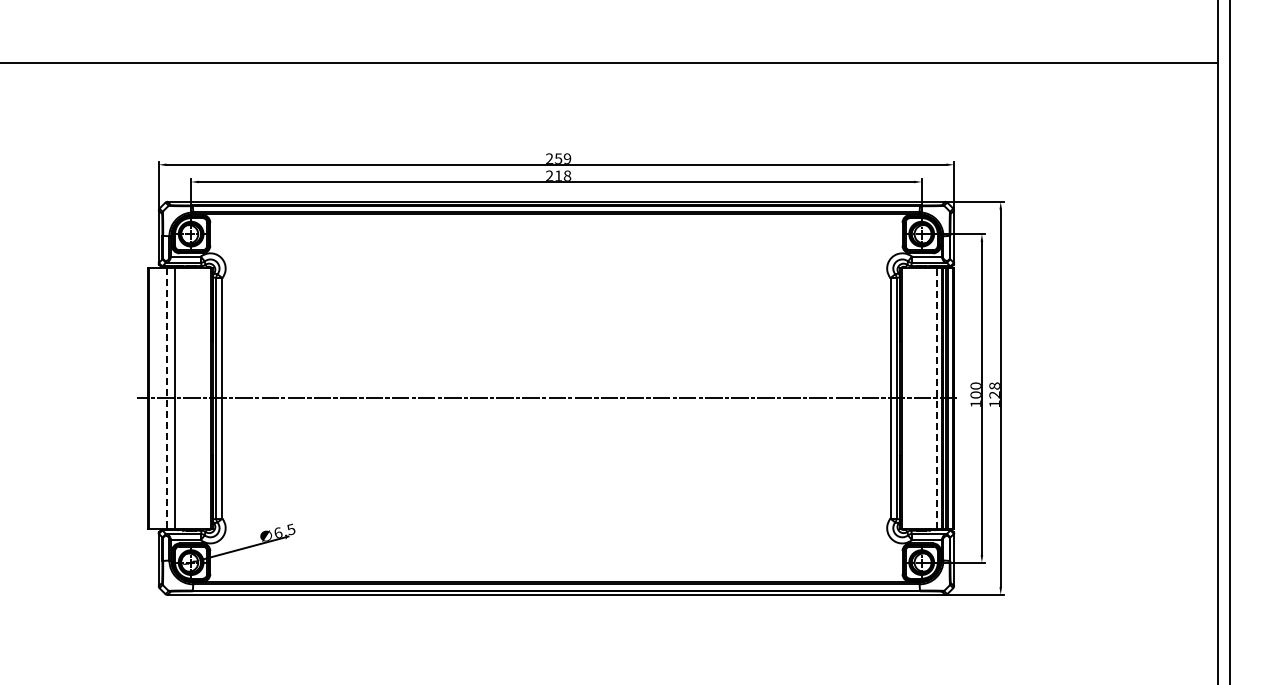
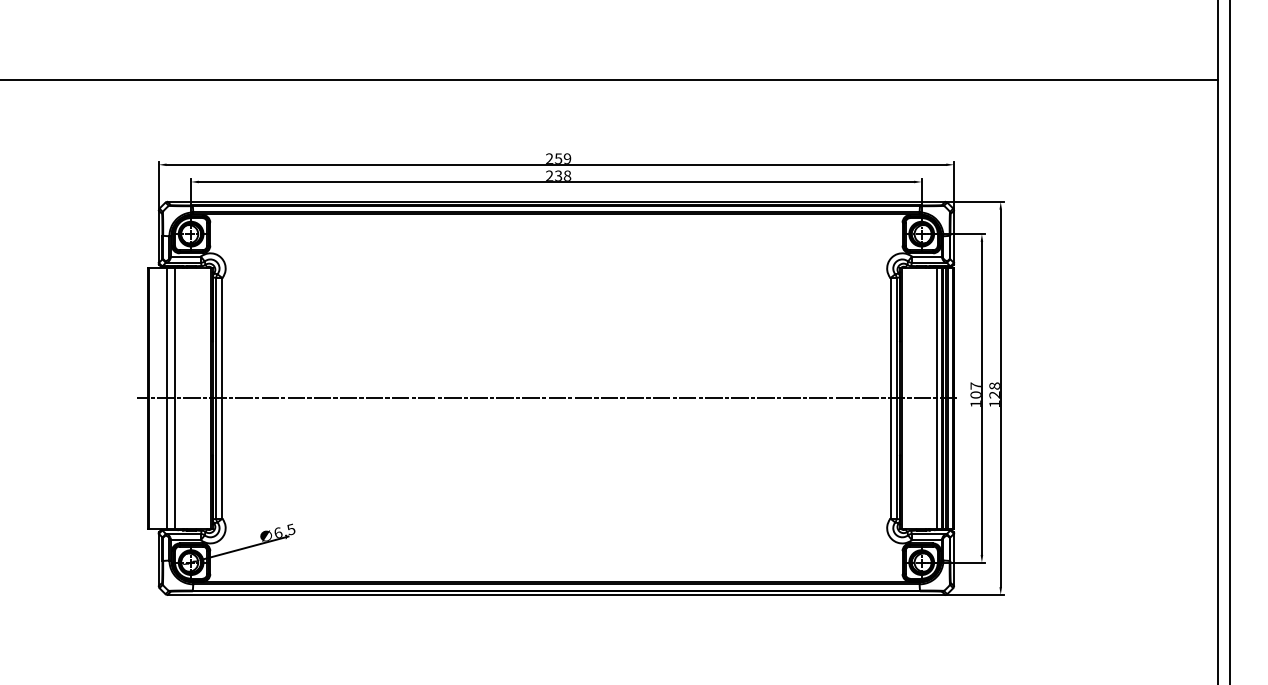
line position: (609, 62) -> (609, 79) (609, 79)
text: 218 -> 238 (558, 175)
text: 100 -> 107 (975, 385)
line: dashed -> solid (937, 397)
line: dashed -> solid (167, 398)
